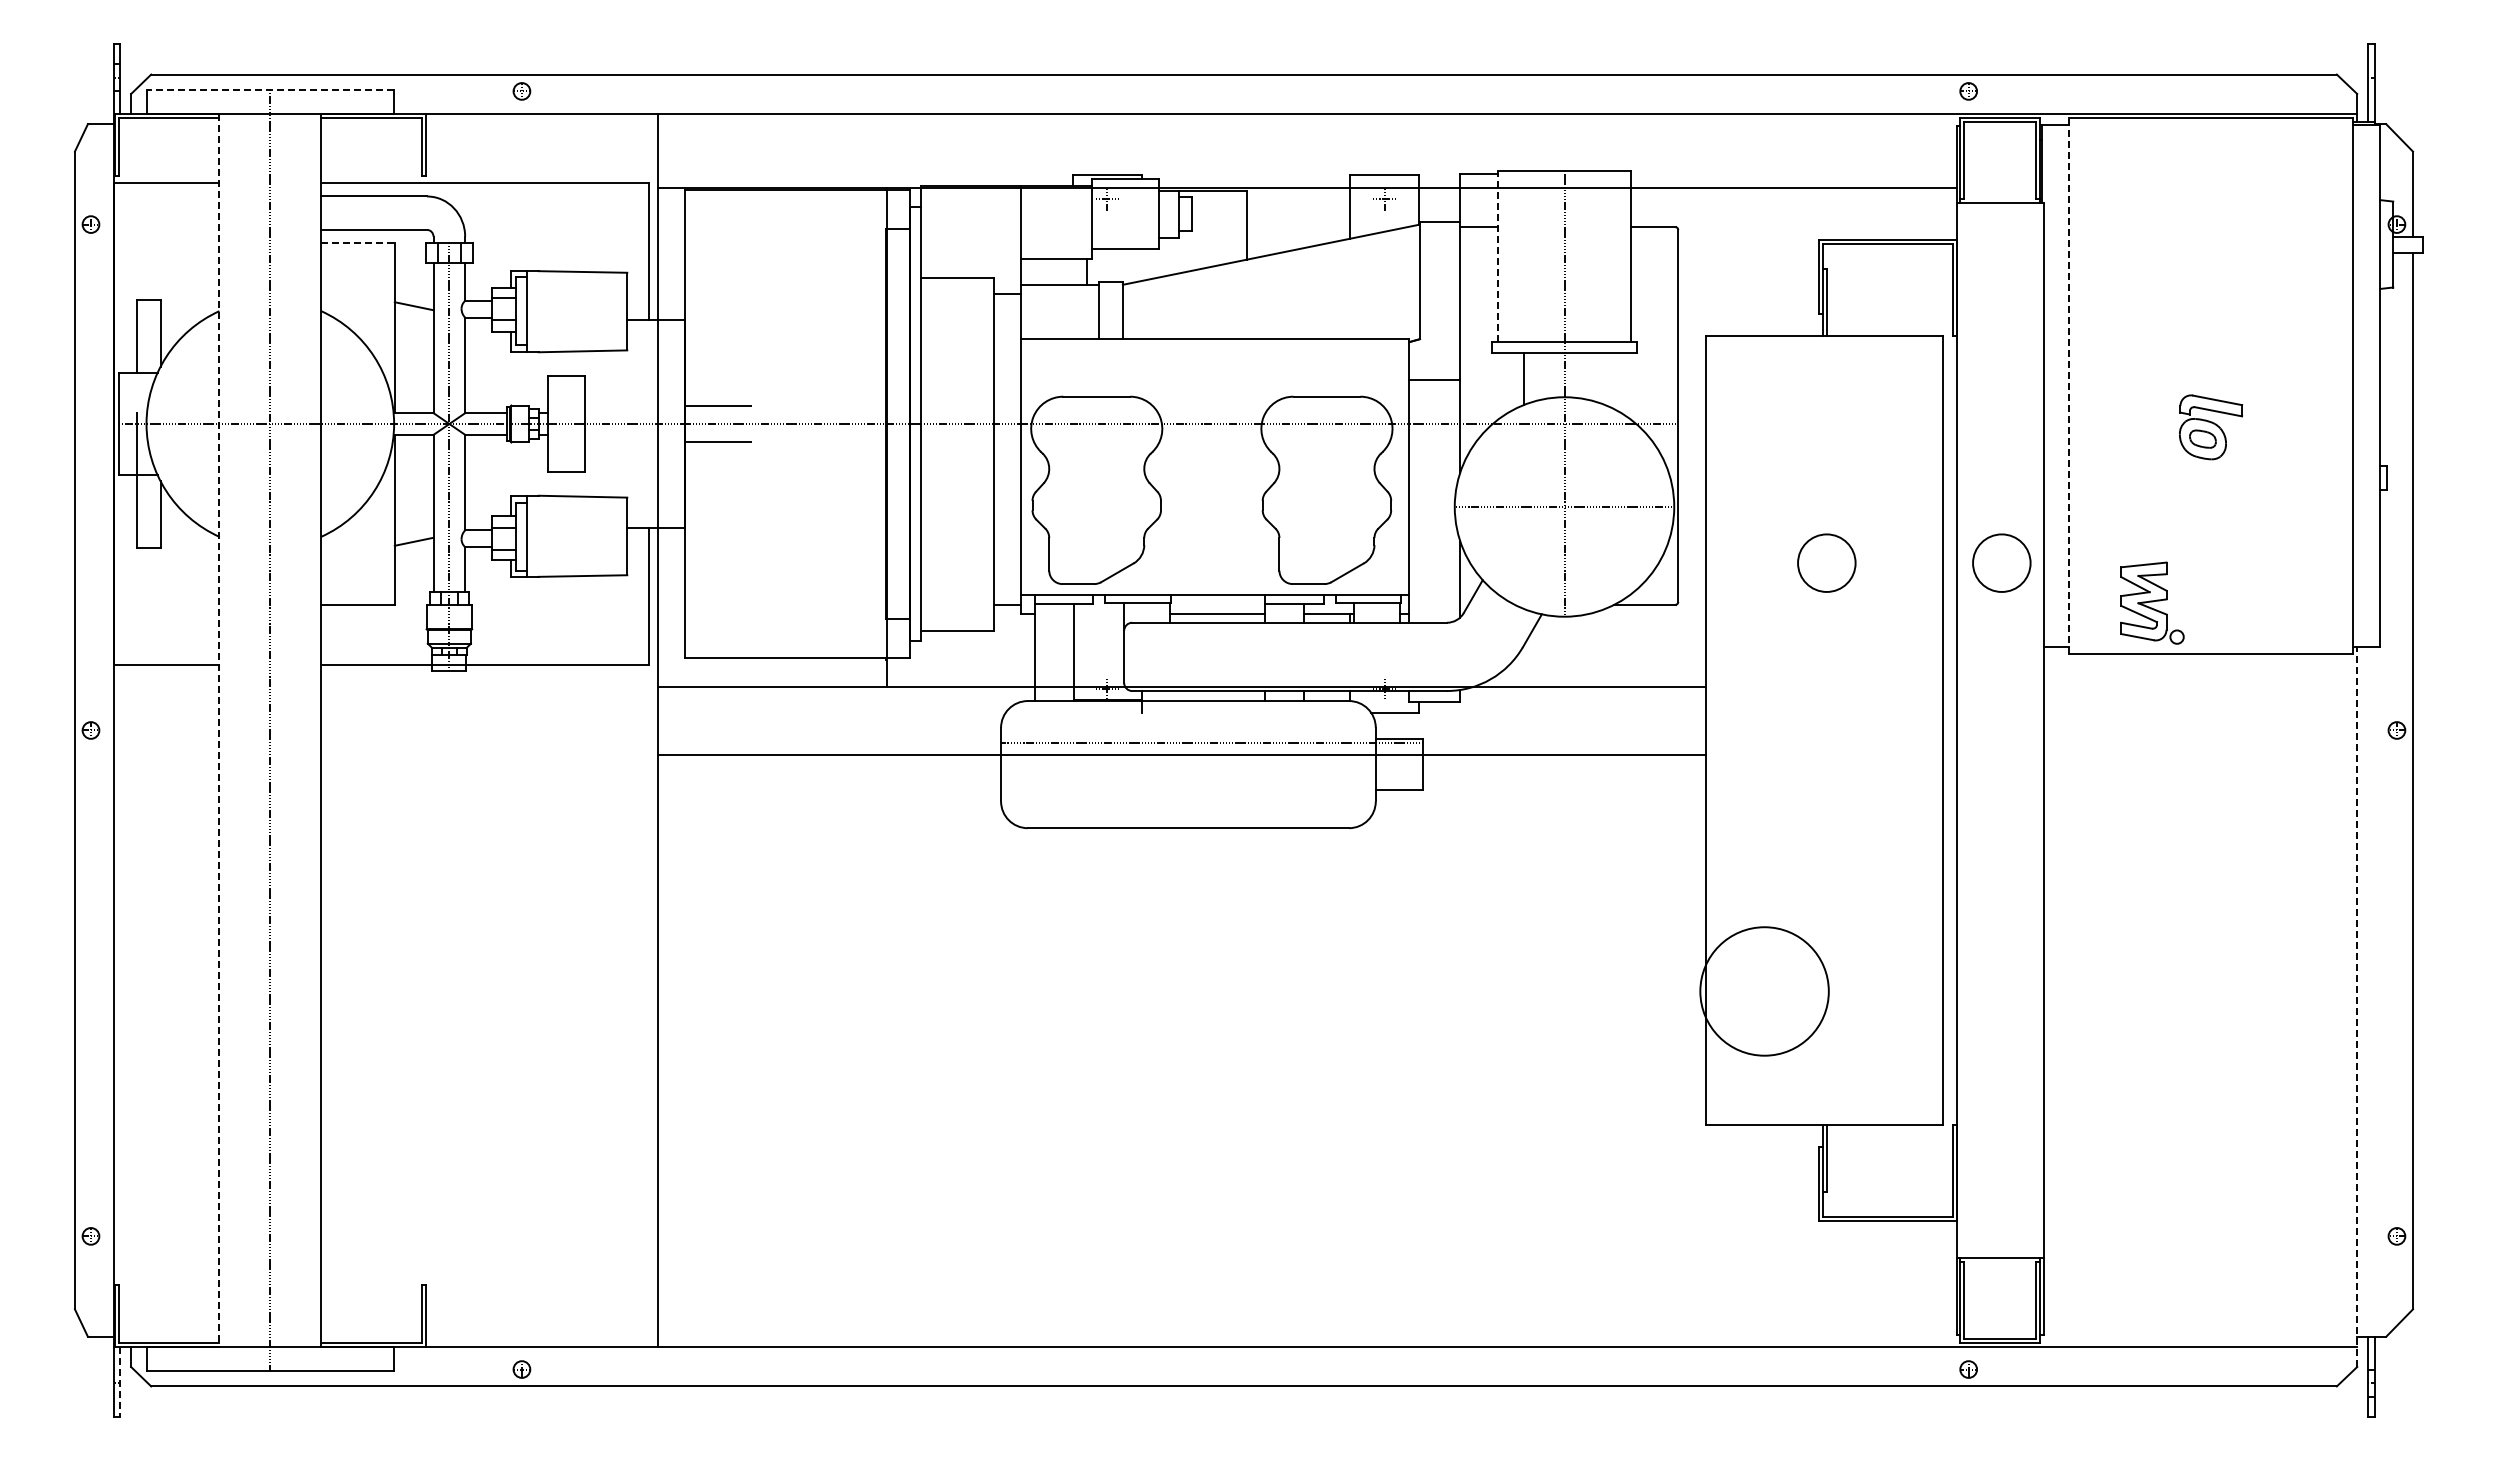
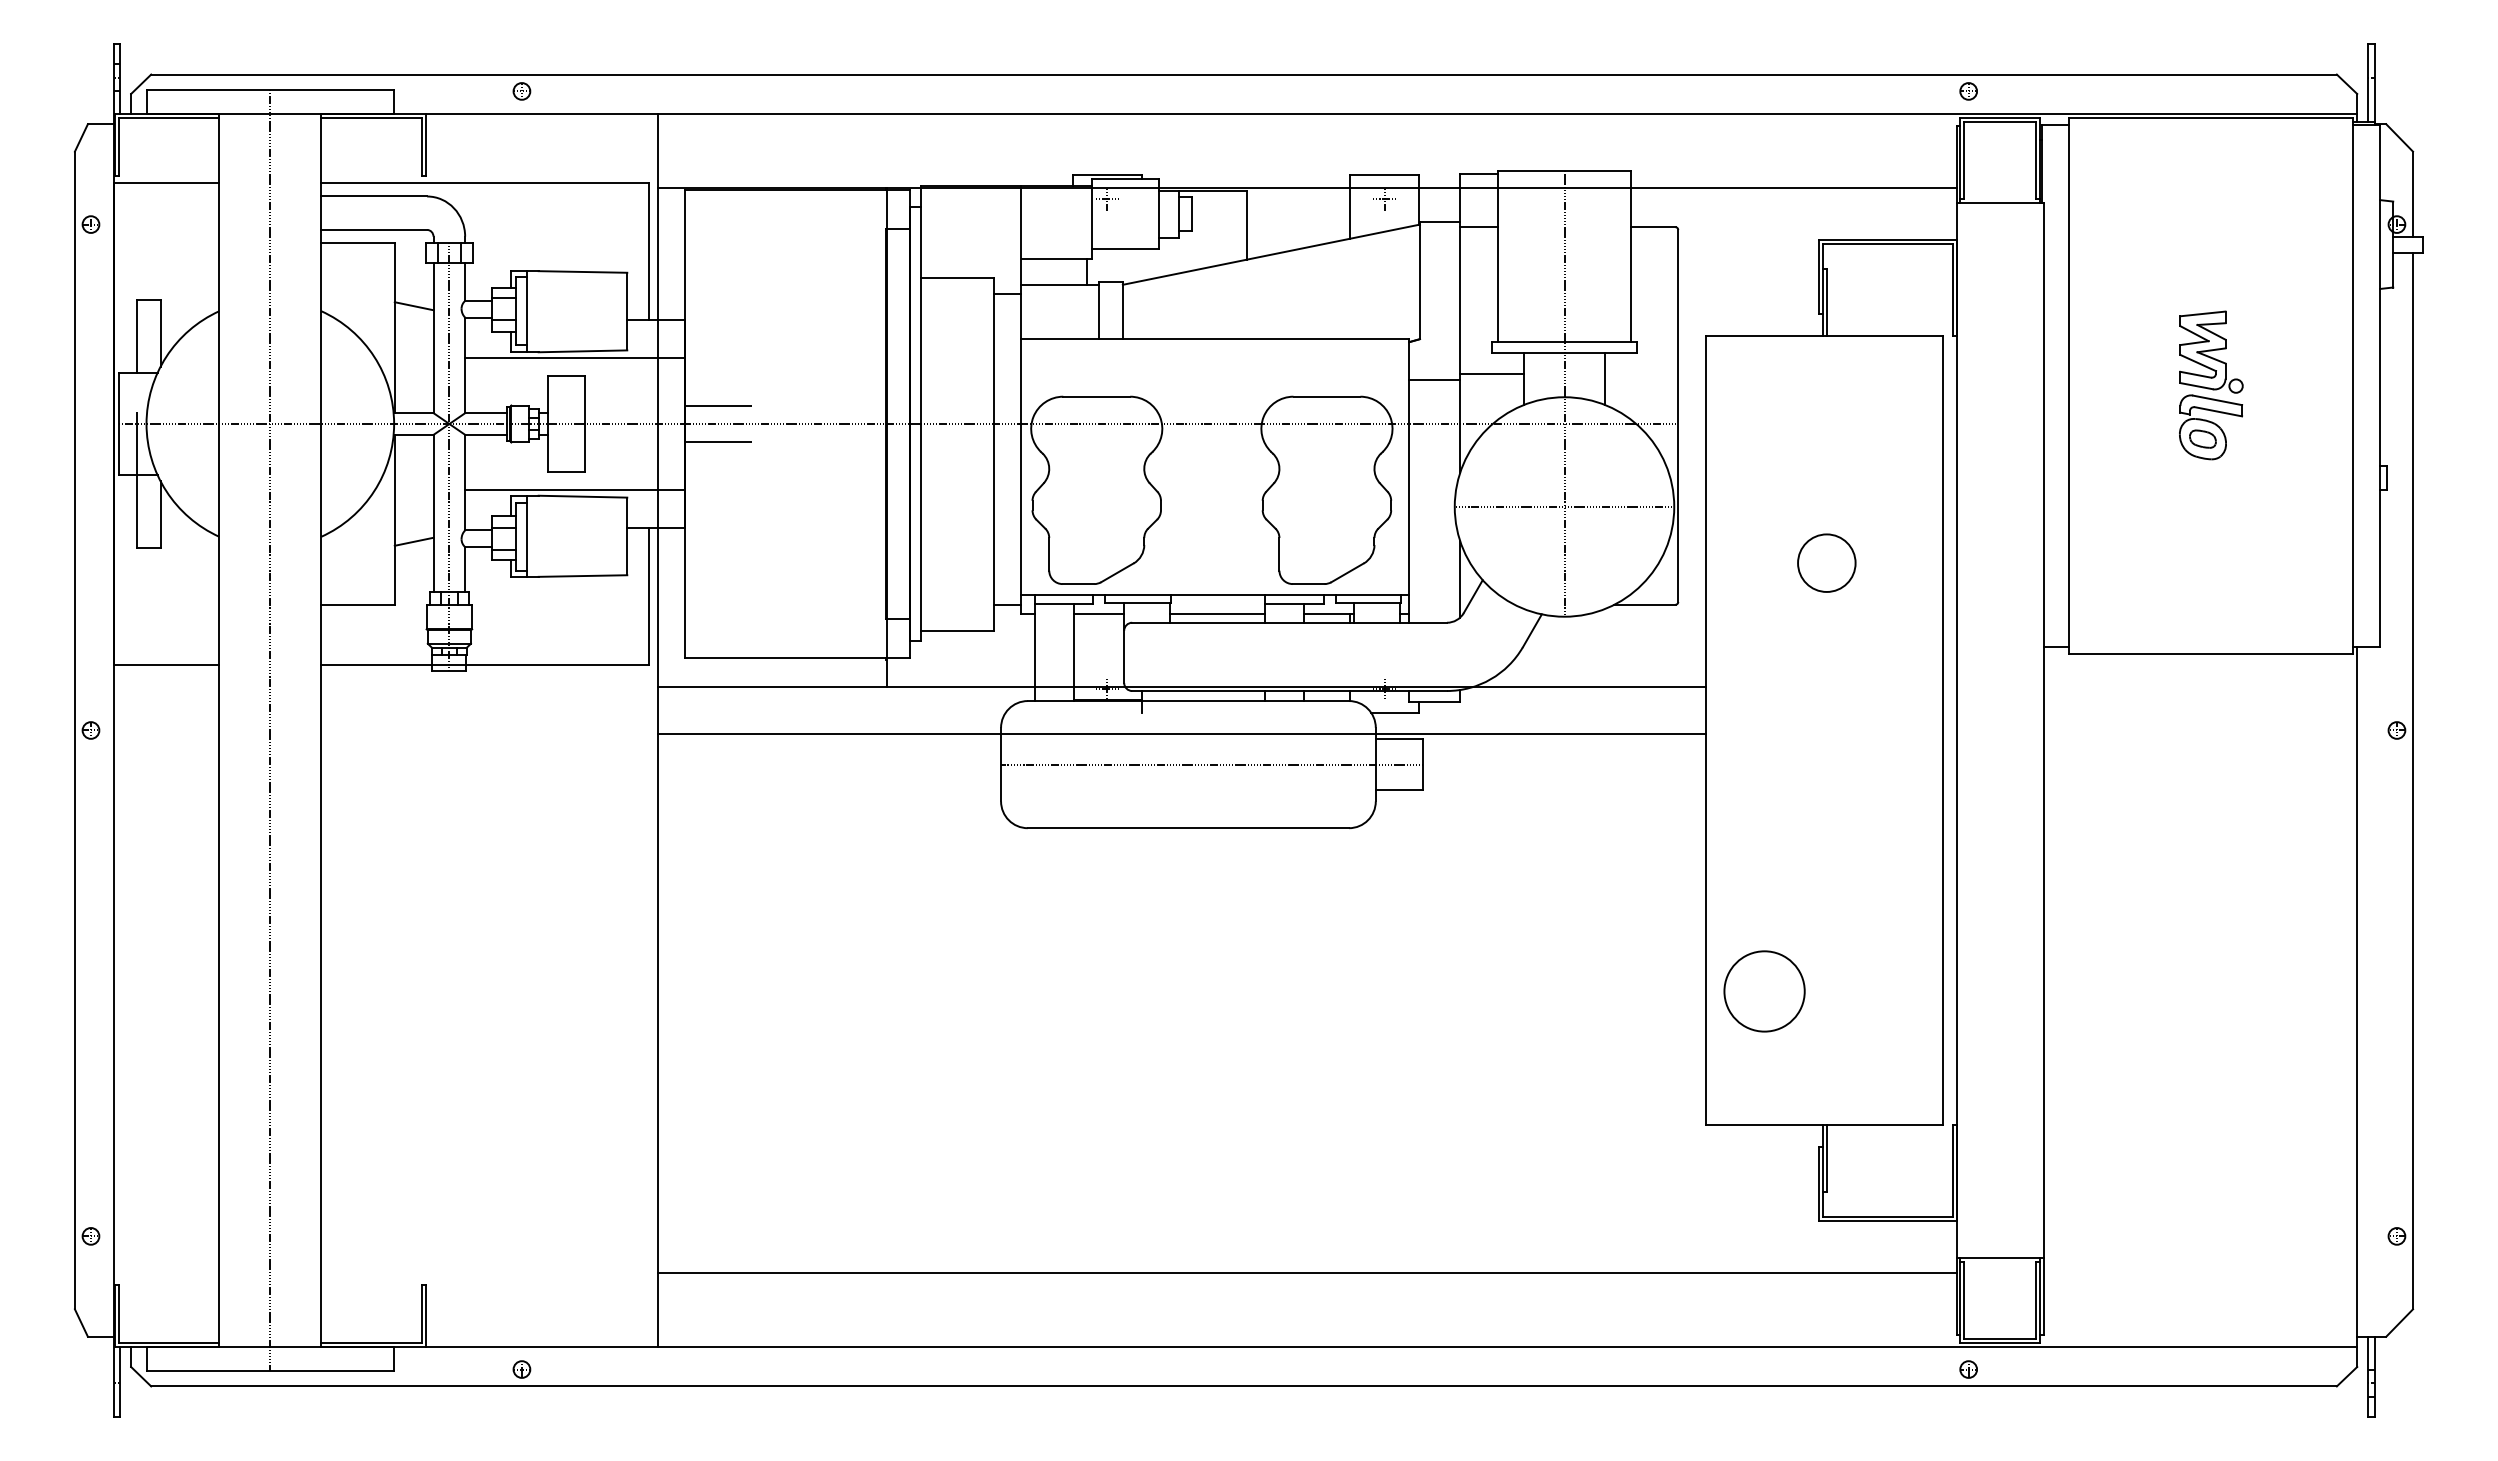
line: dashed -> solid (270, 90)
line: dashed -> solid (357, 243)
line: dashed -> solid (1497, 256)
line: none -> present (575, 358)
line: none -> present (1492, 374)
line: none -> present (1604, 378)
line: dashed -> solid (2069, 385)
line: none -> present (575, 489)
circle: present -> none (2001, 562)
part position: (2152, 602) -> (2211, 351) (2211, 351)
line: none -> present (1099, 614)
line: dashed -> solid (219, 730)
line position: (1211, 742) -> (1211, 764) (1211, 764)
line position: (1182, 754) -> (1182, 733) (1182, 733)
circle diameter: 128 px -> 80 px (1764, 991)
line: dashed -> solid (2357, 1006)
line: none -> present (1307, 1273)
line: dashed -> solid (120, 1382)
